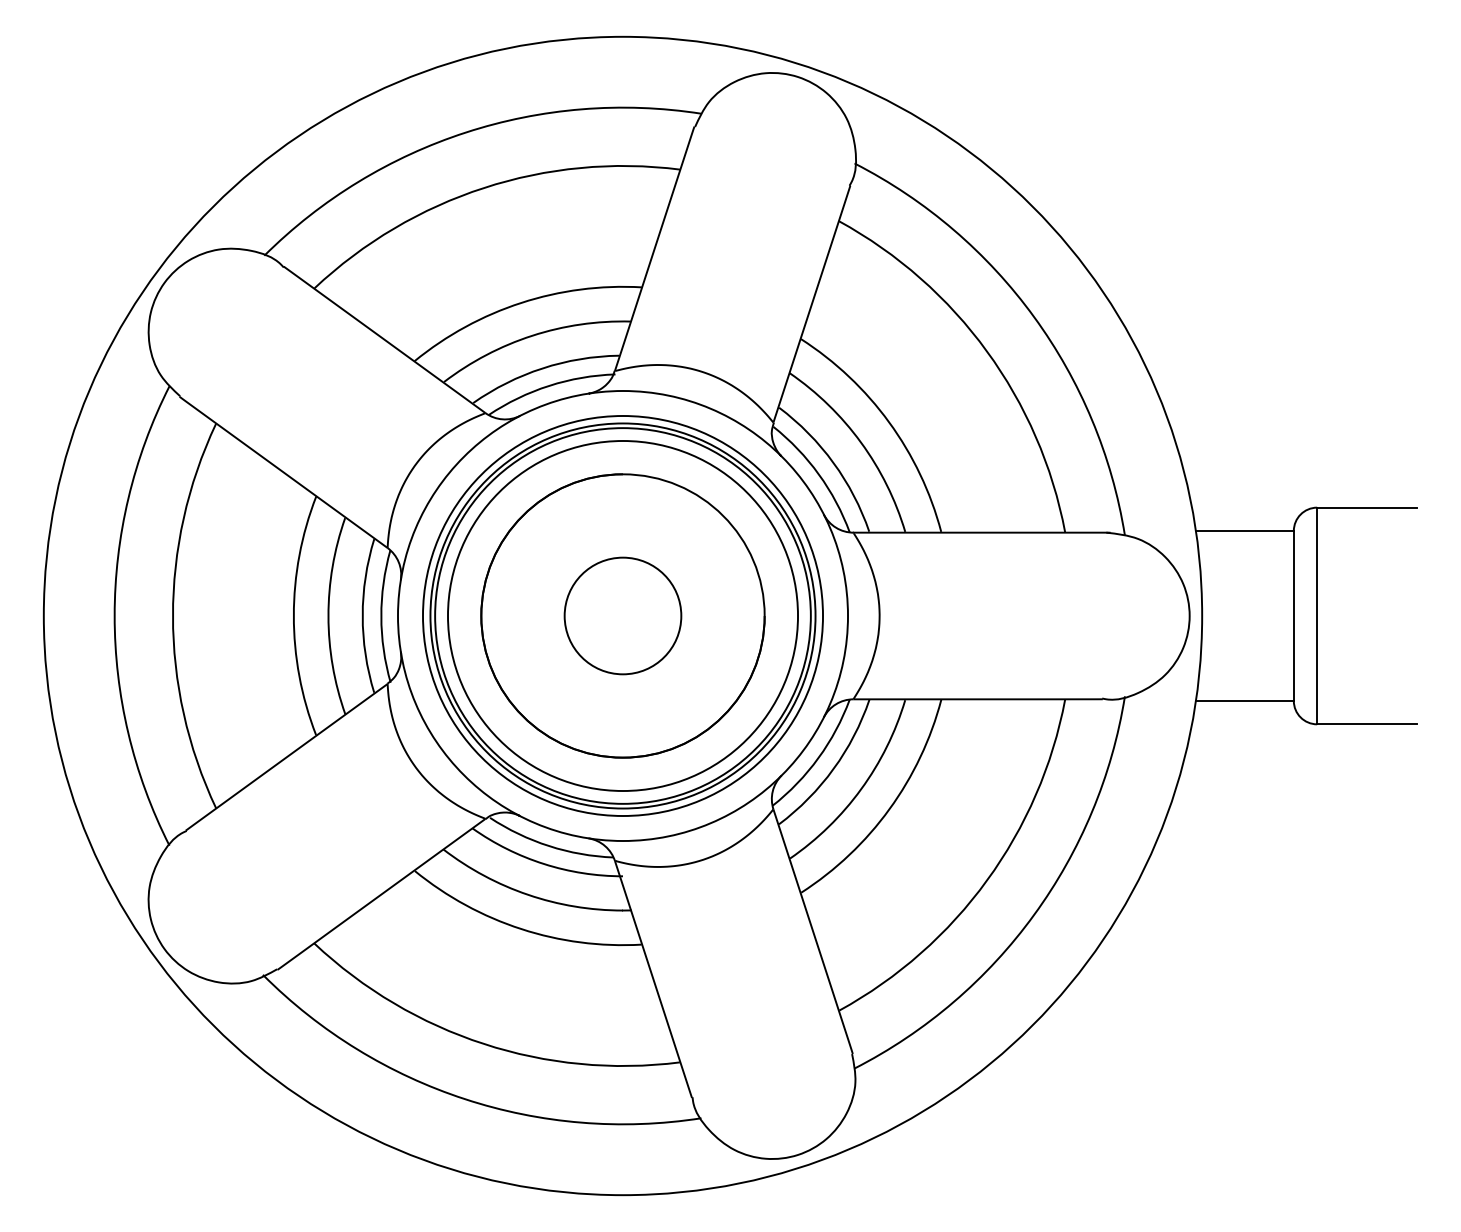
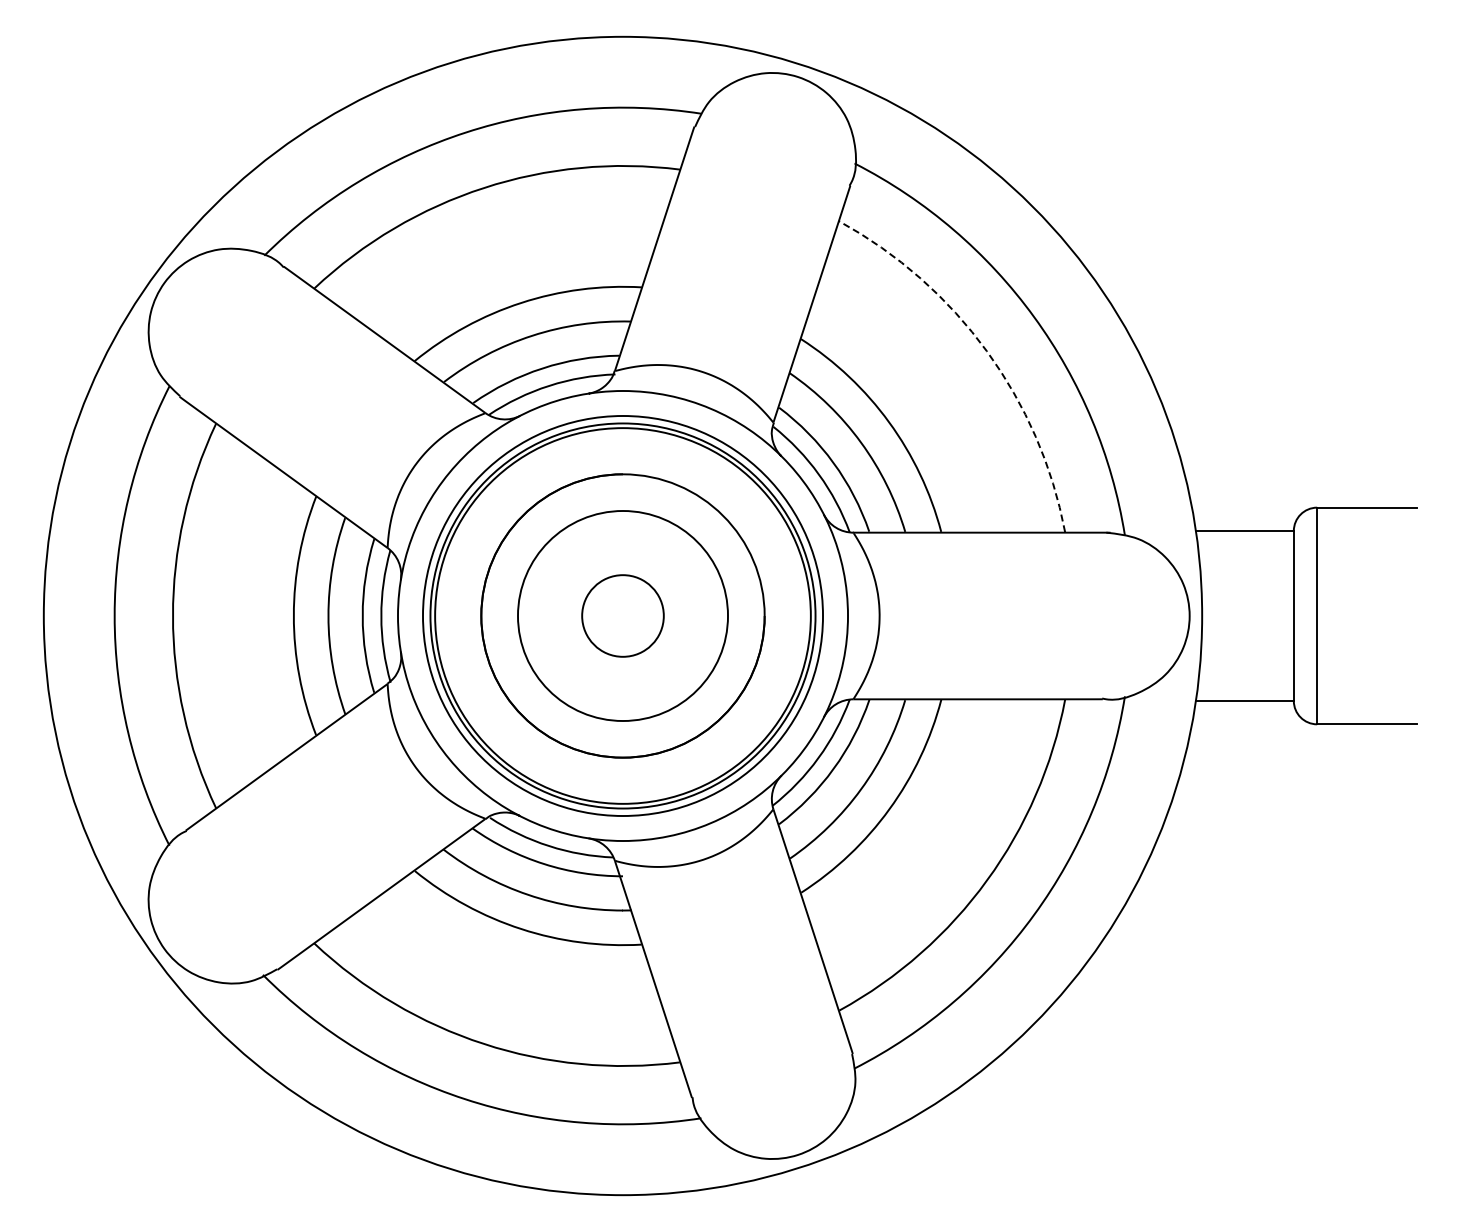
arc: solid -> dashed (986, 351)
circle diameter: 117 px -> 82 px (622, 615)
circle diameter: 350 px -> 210 px (623, 616)
